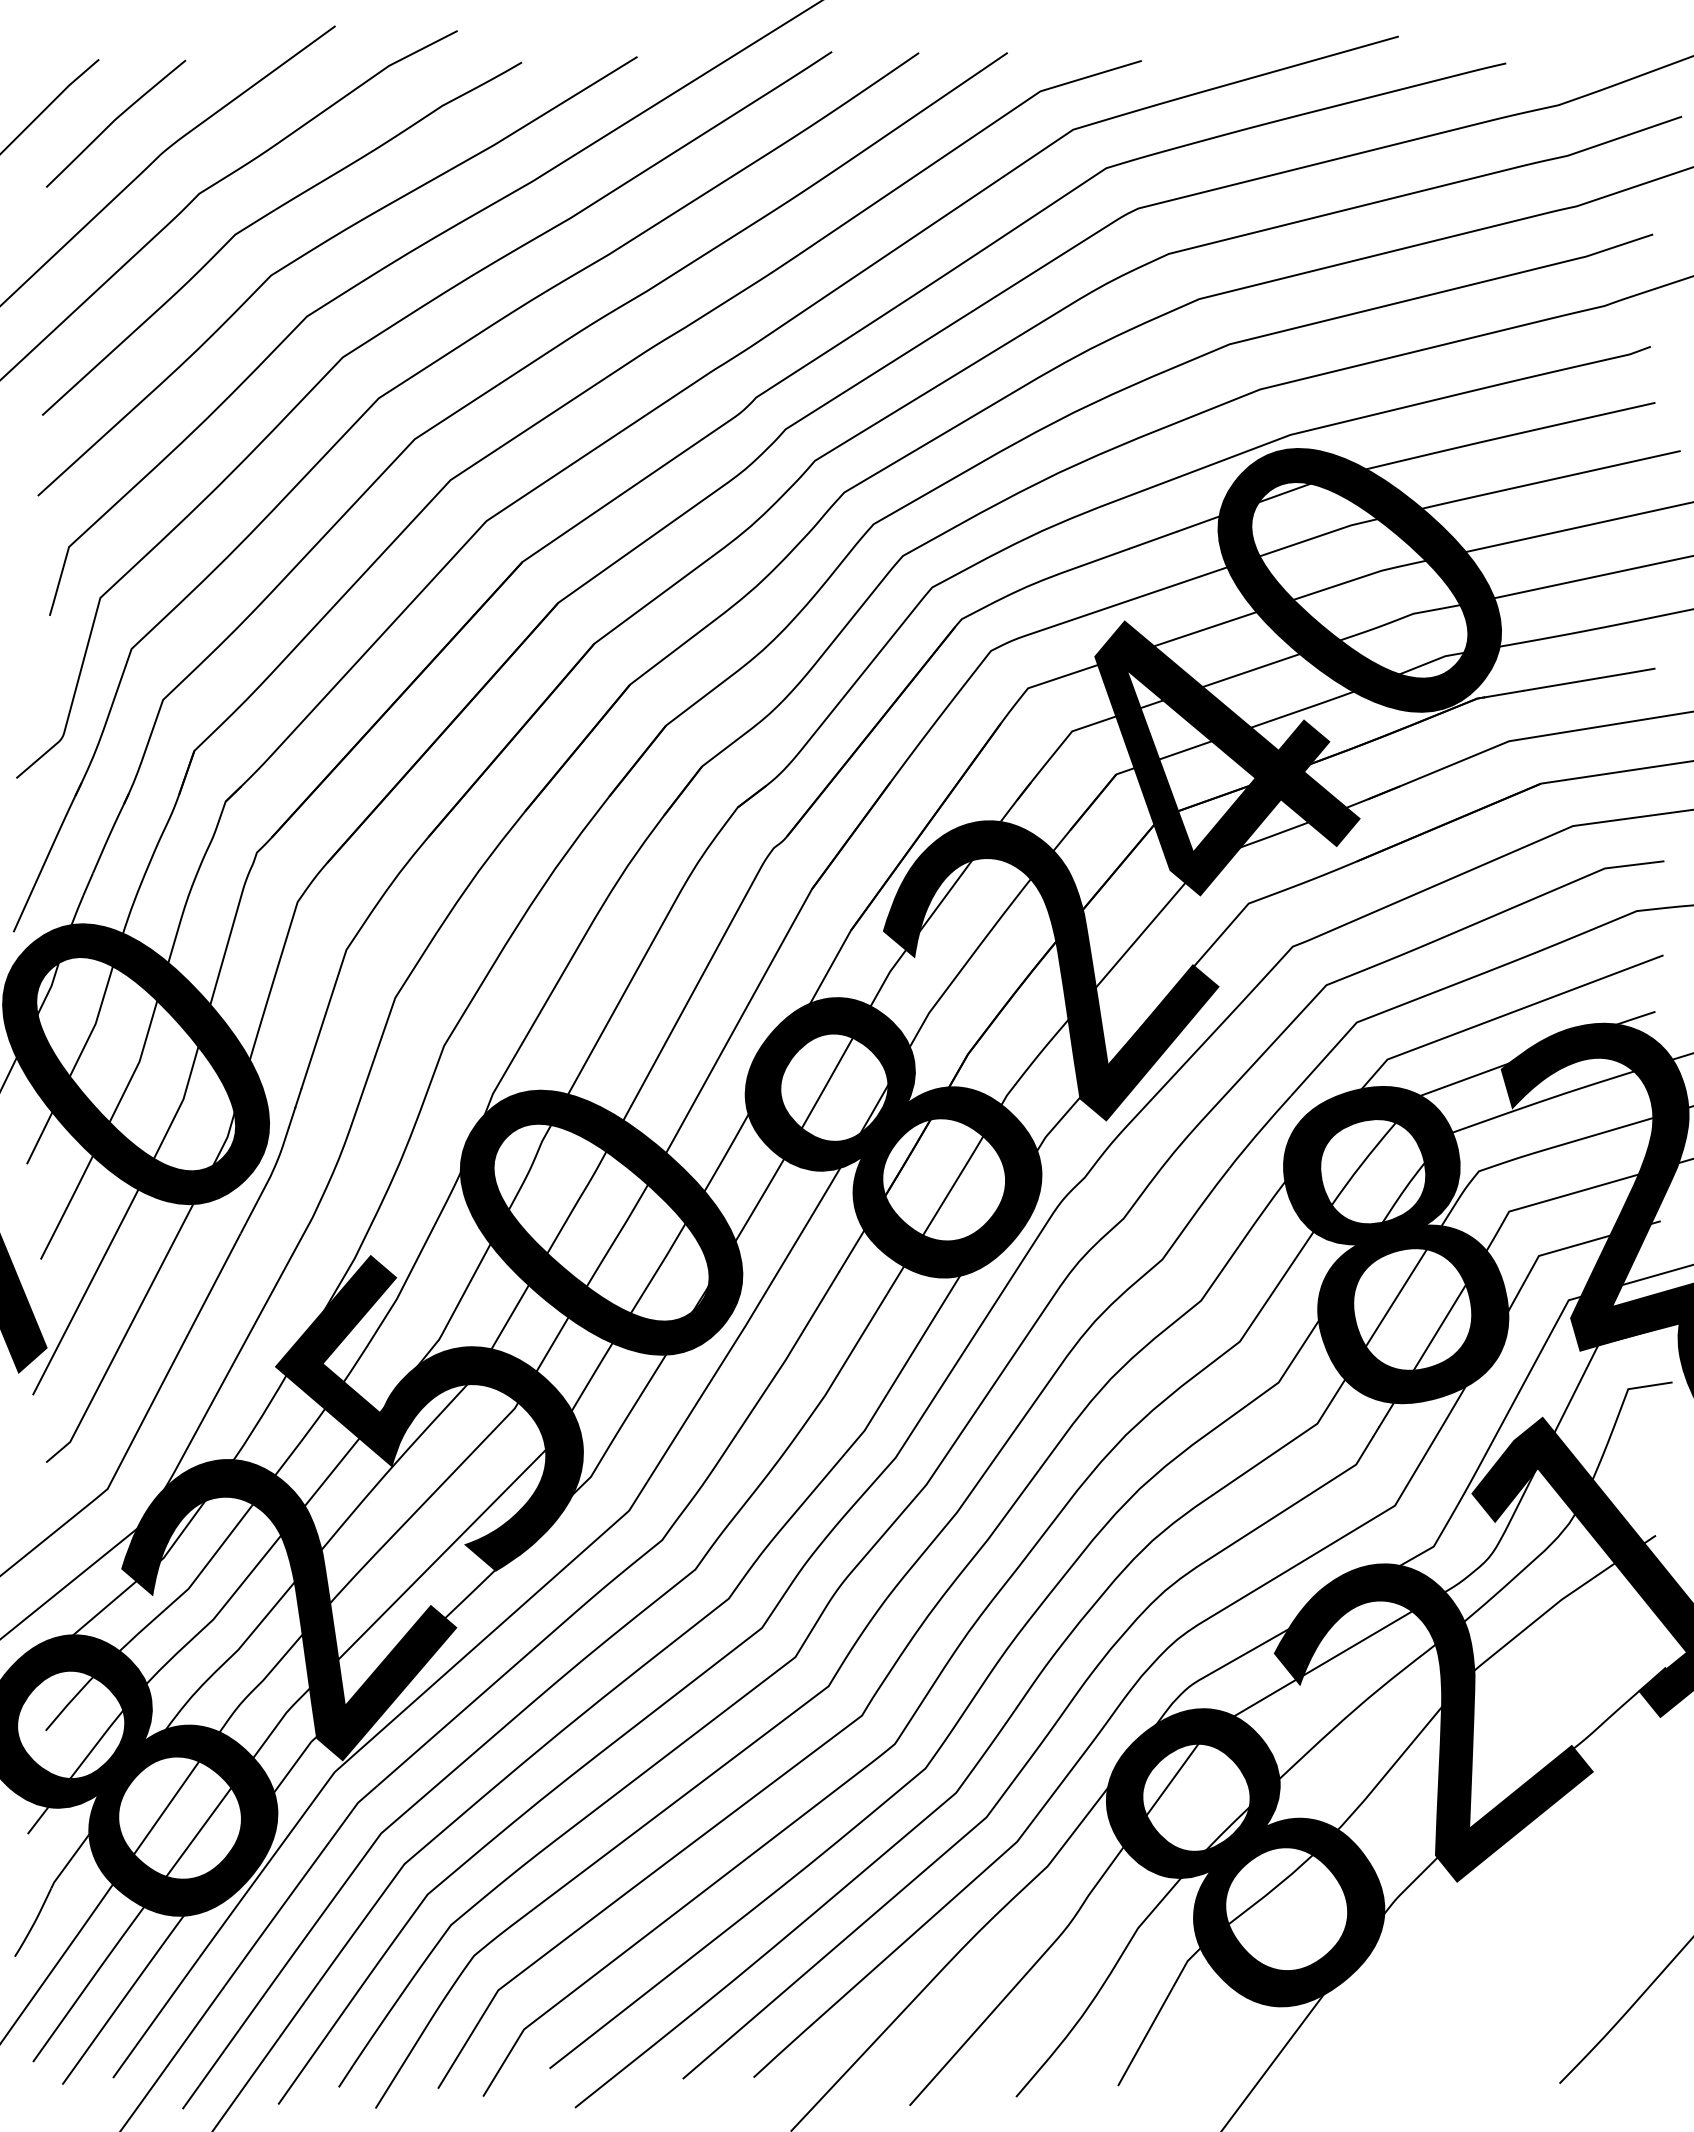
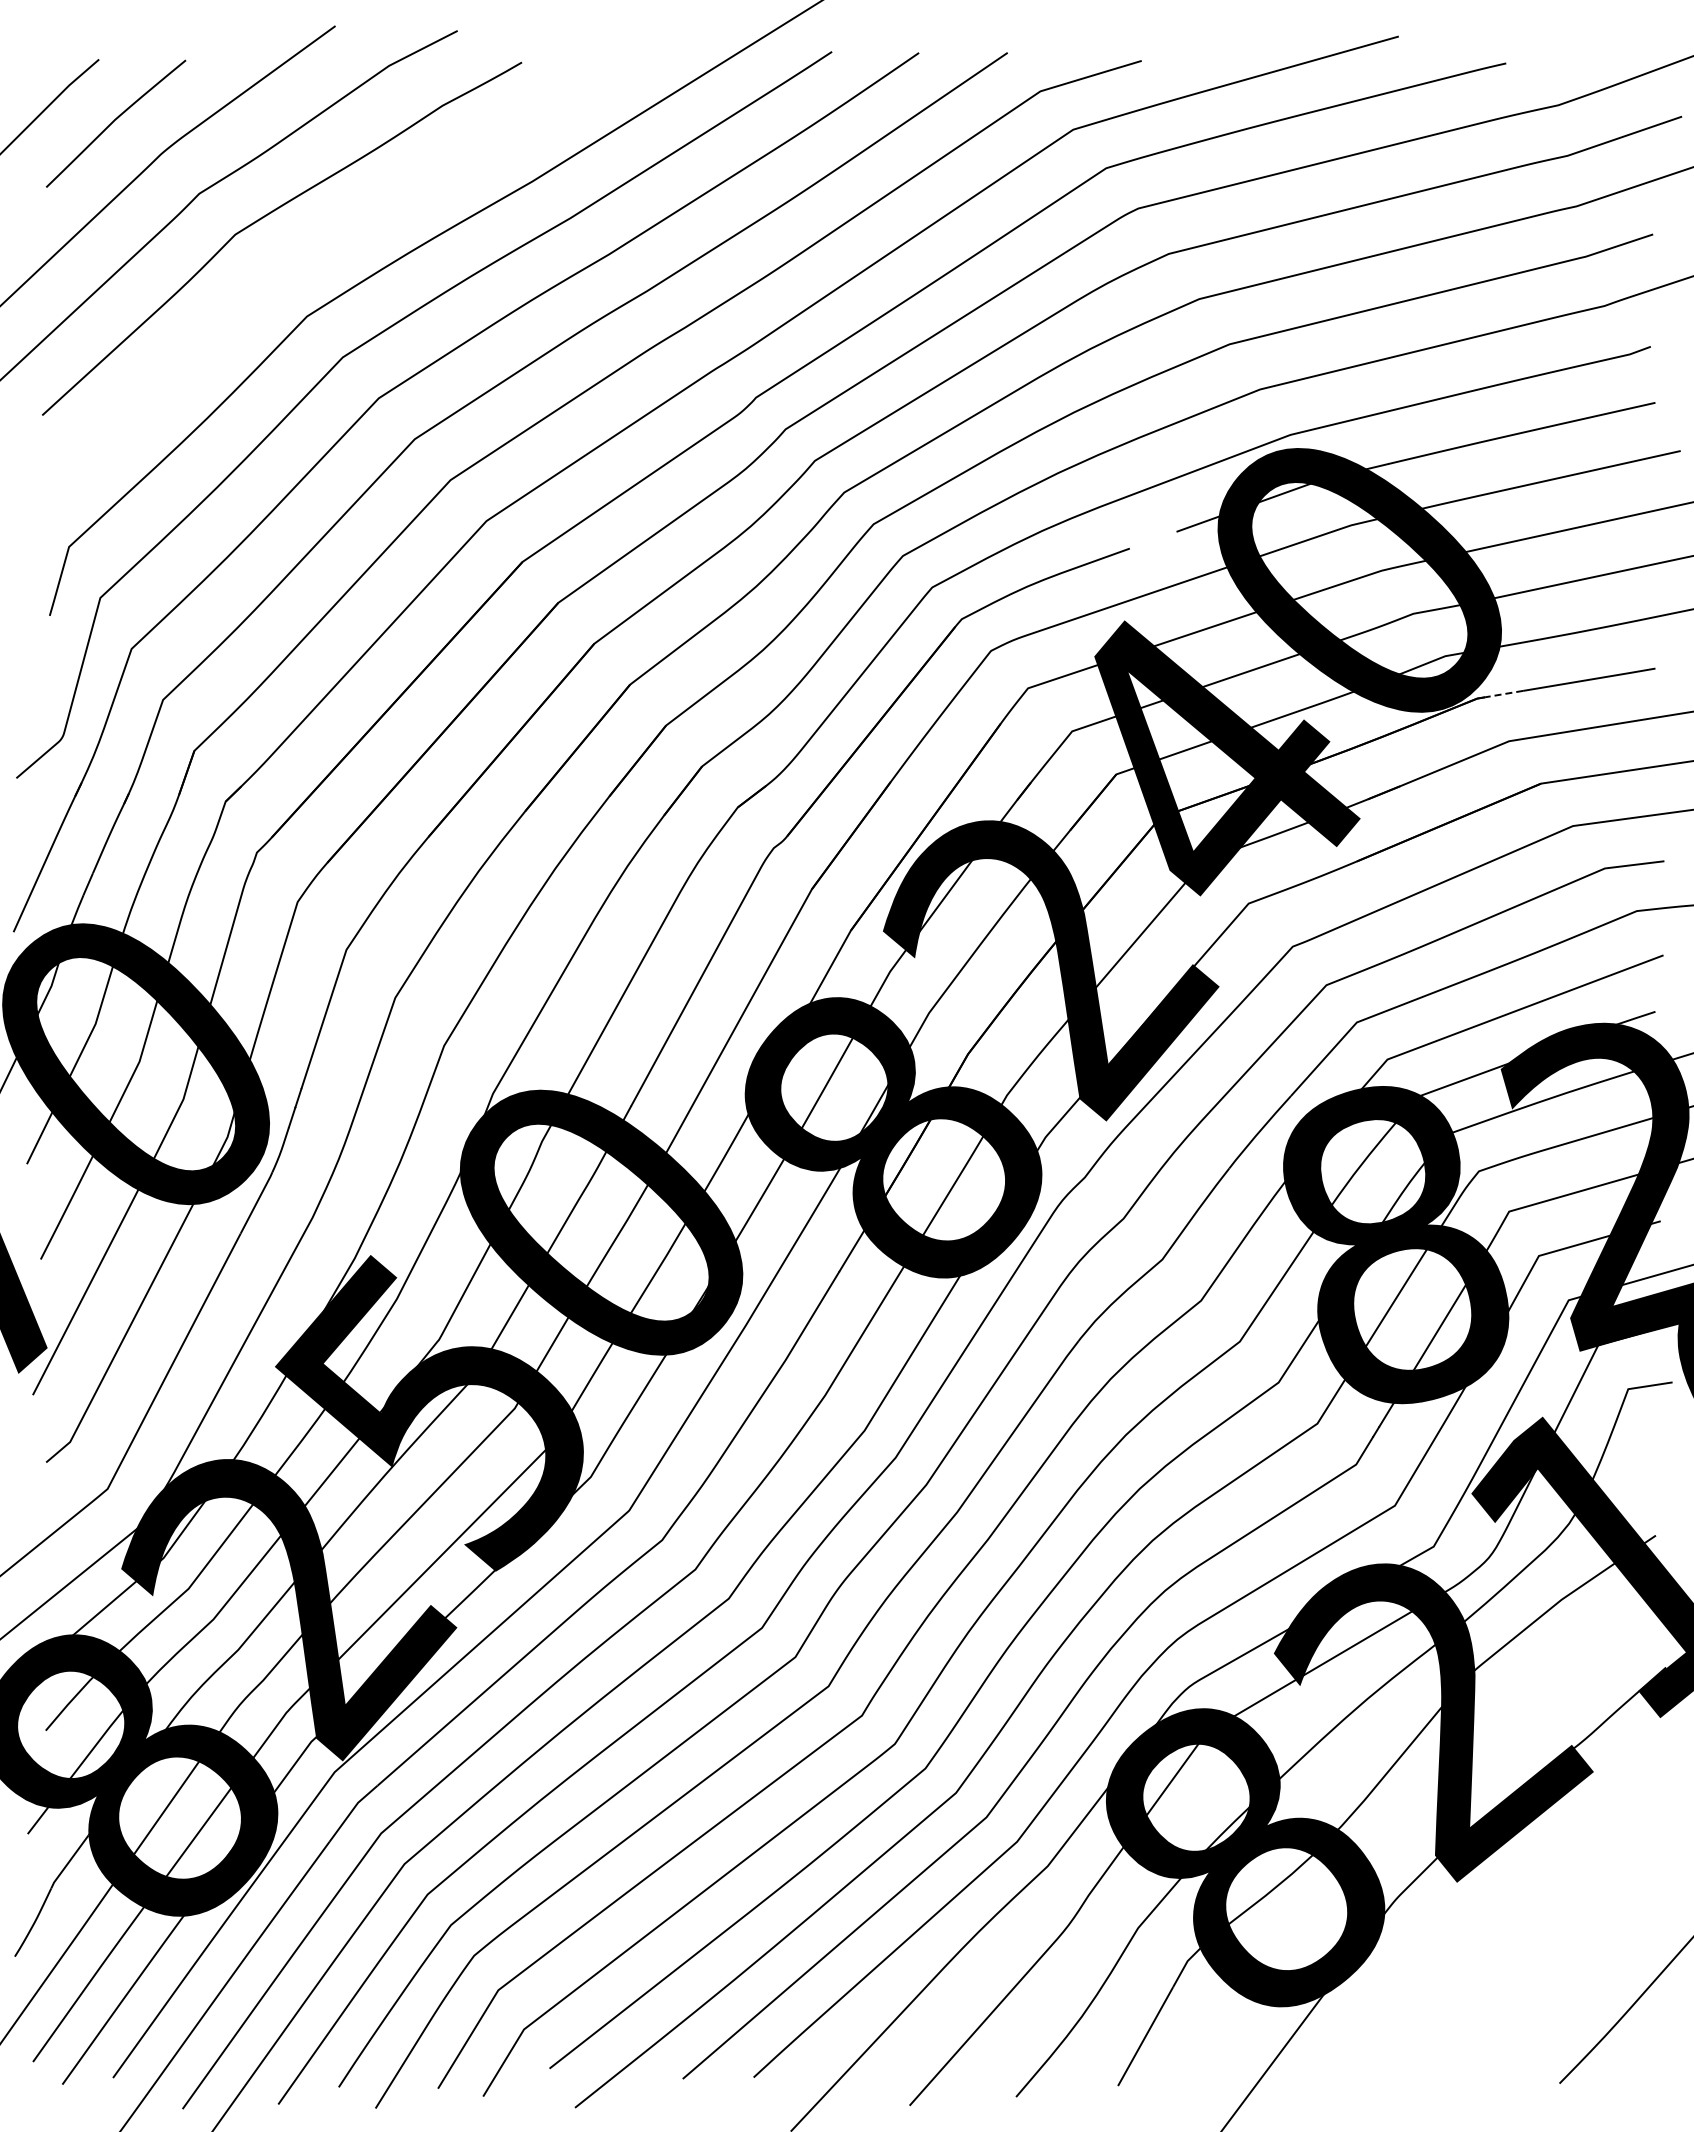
curve: present -> none (318, 247)
line: present -> none (1152, 539)
line: solid -> dashed (1503, 694)
